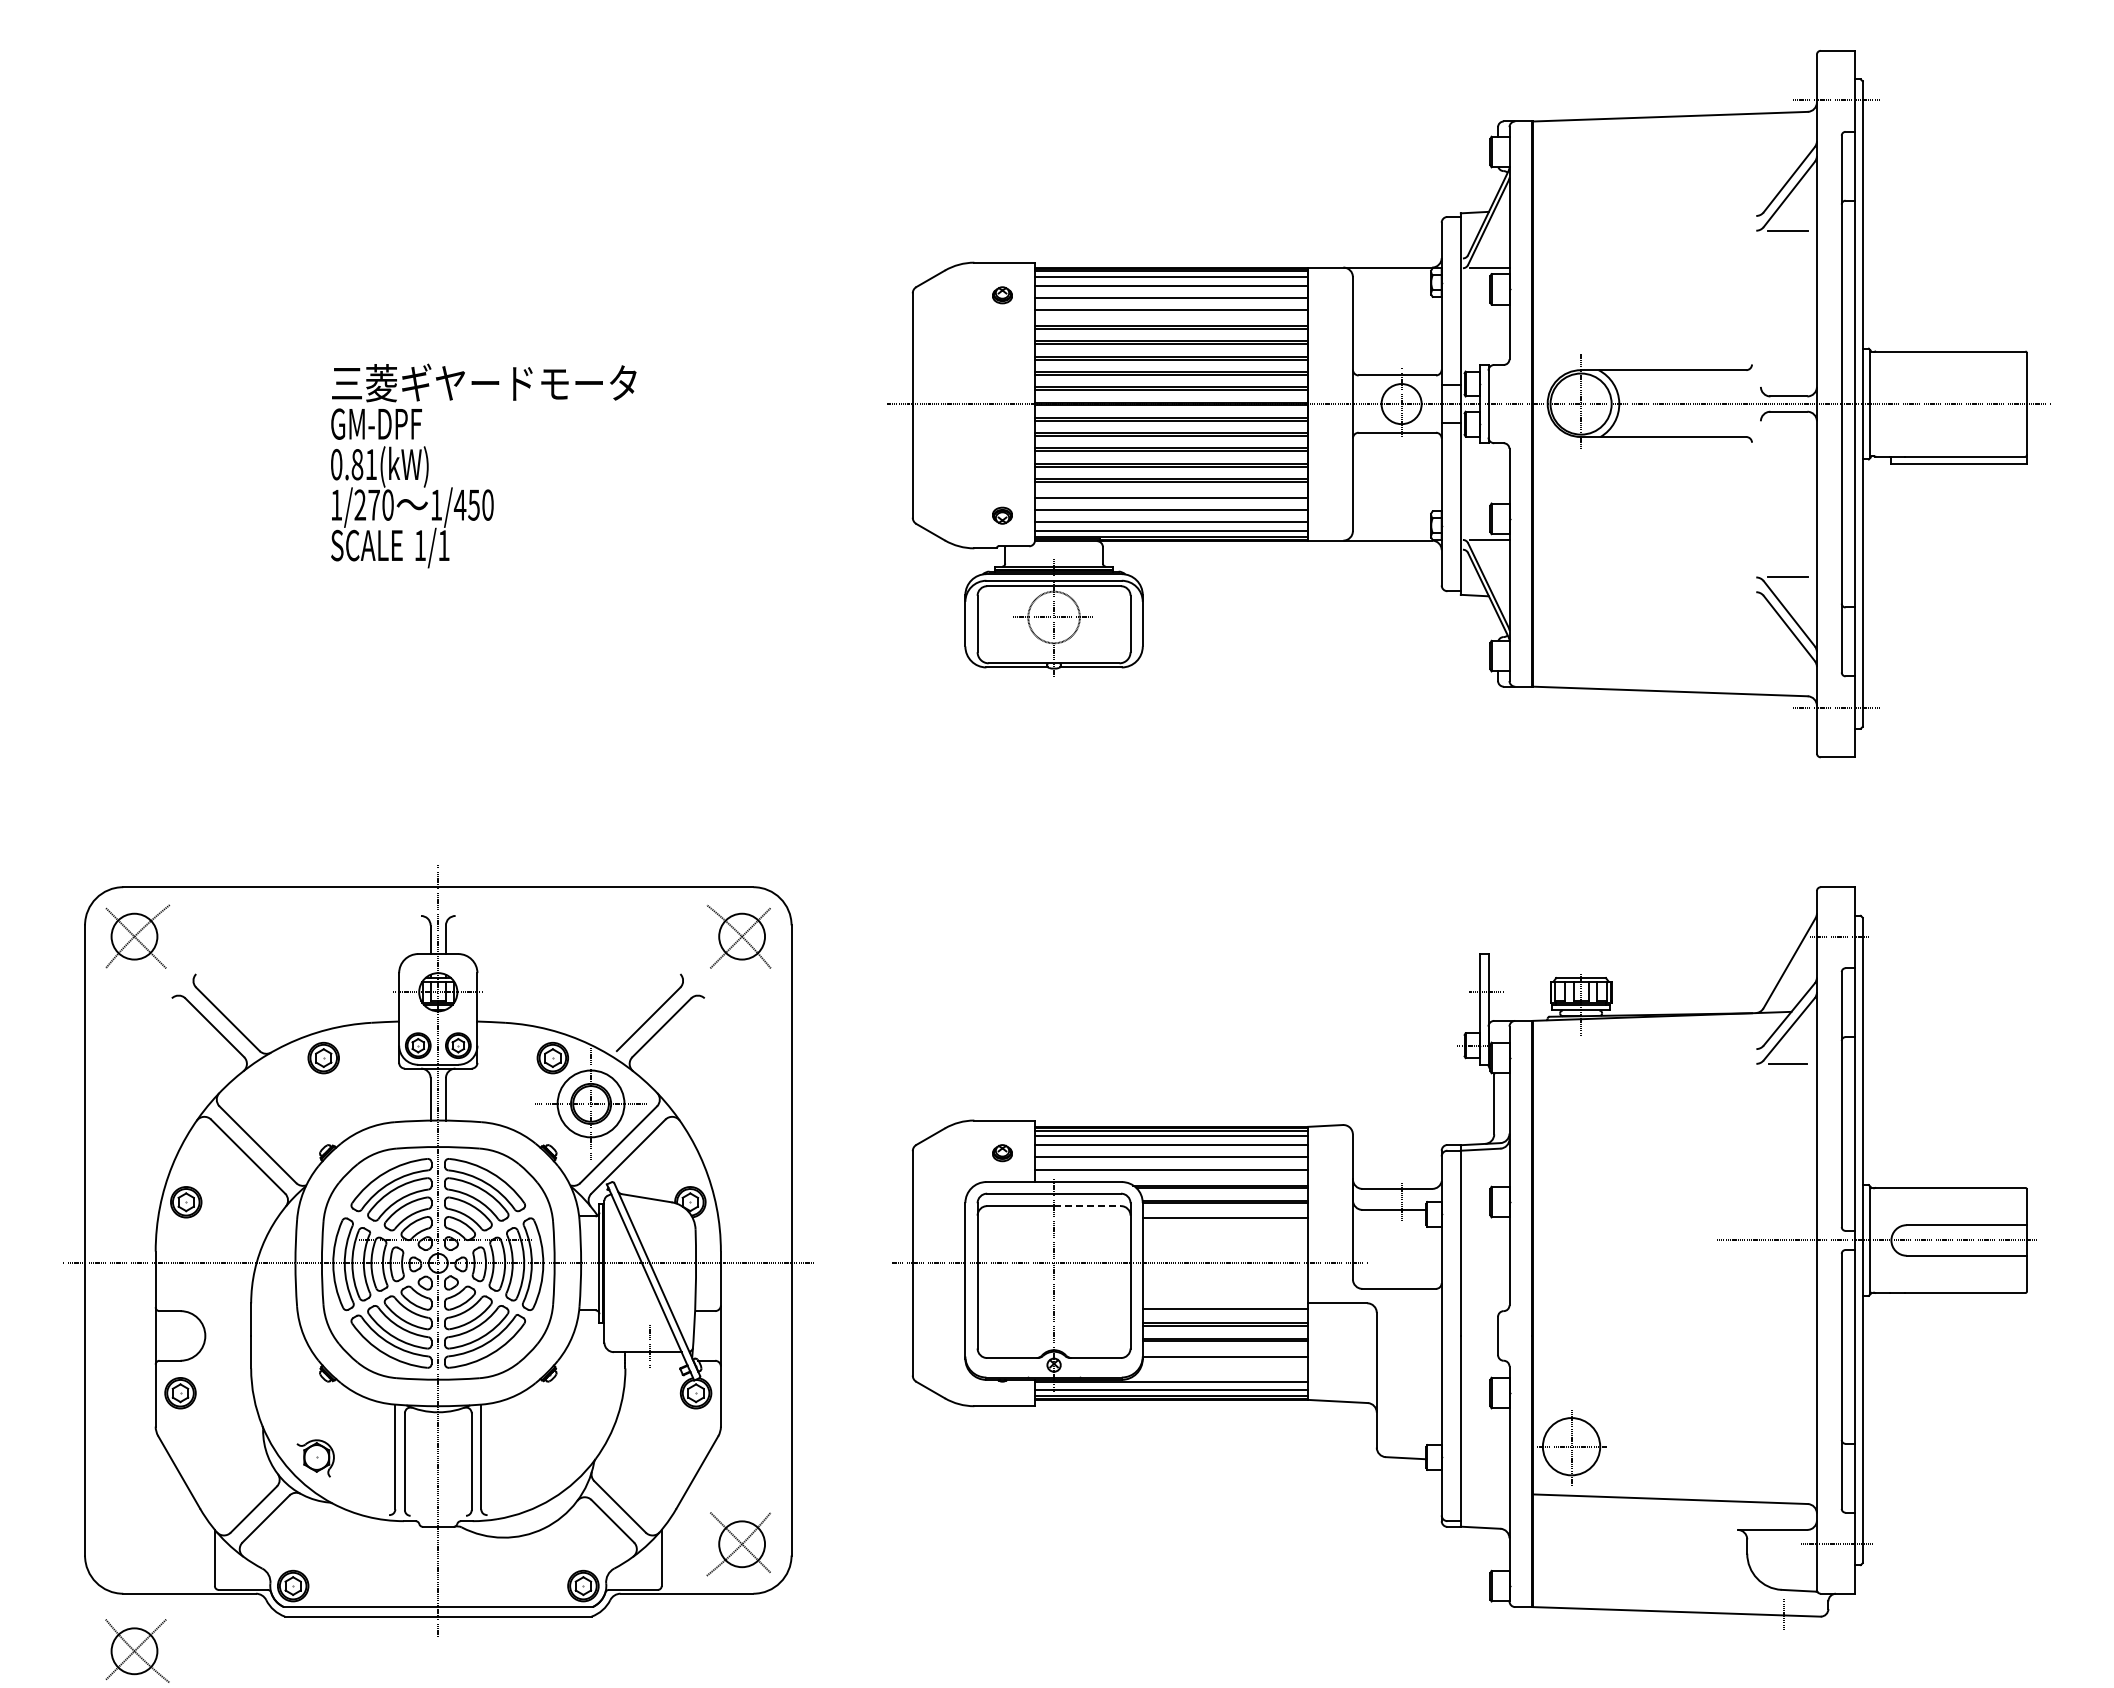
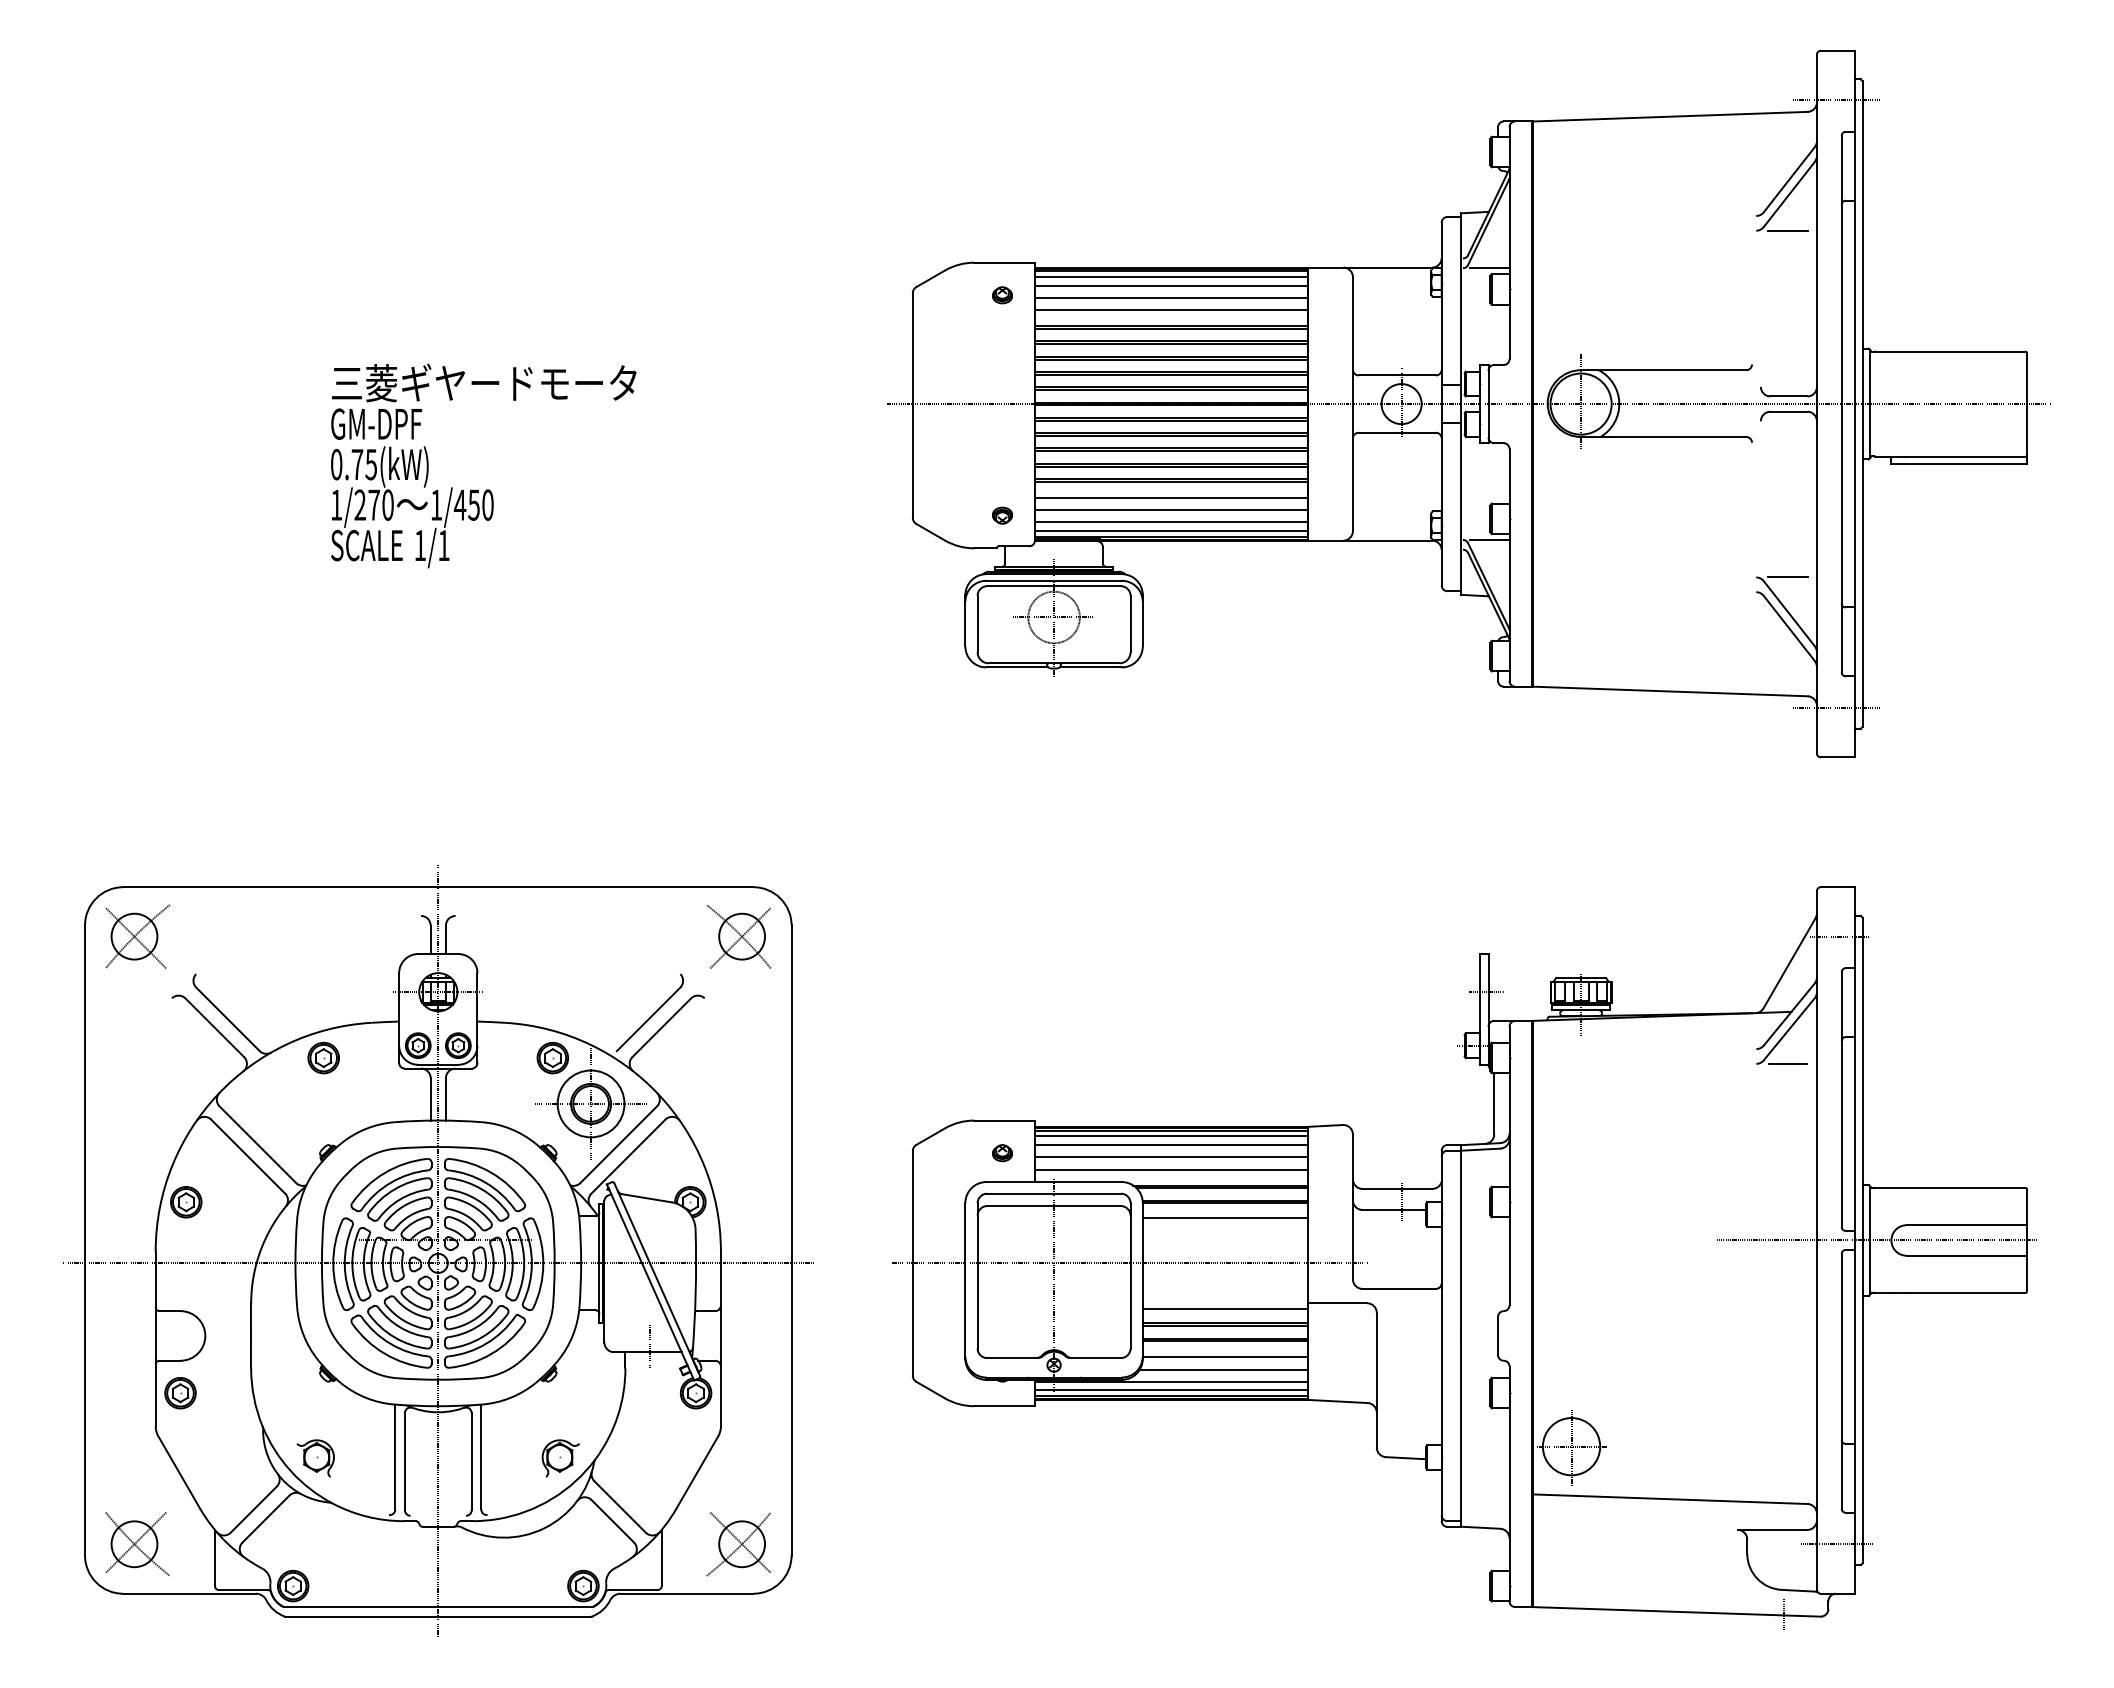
text: 0.81(kW) -> 0.75(kW) (363, 464)
line: dashed -> solid (1088, 1206)
line: none -> present (1223, 1370)
part: none -> present (560, 1458)
part position: (137, 1650) -> (137, 1543) (137, 1543)
